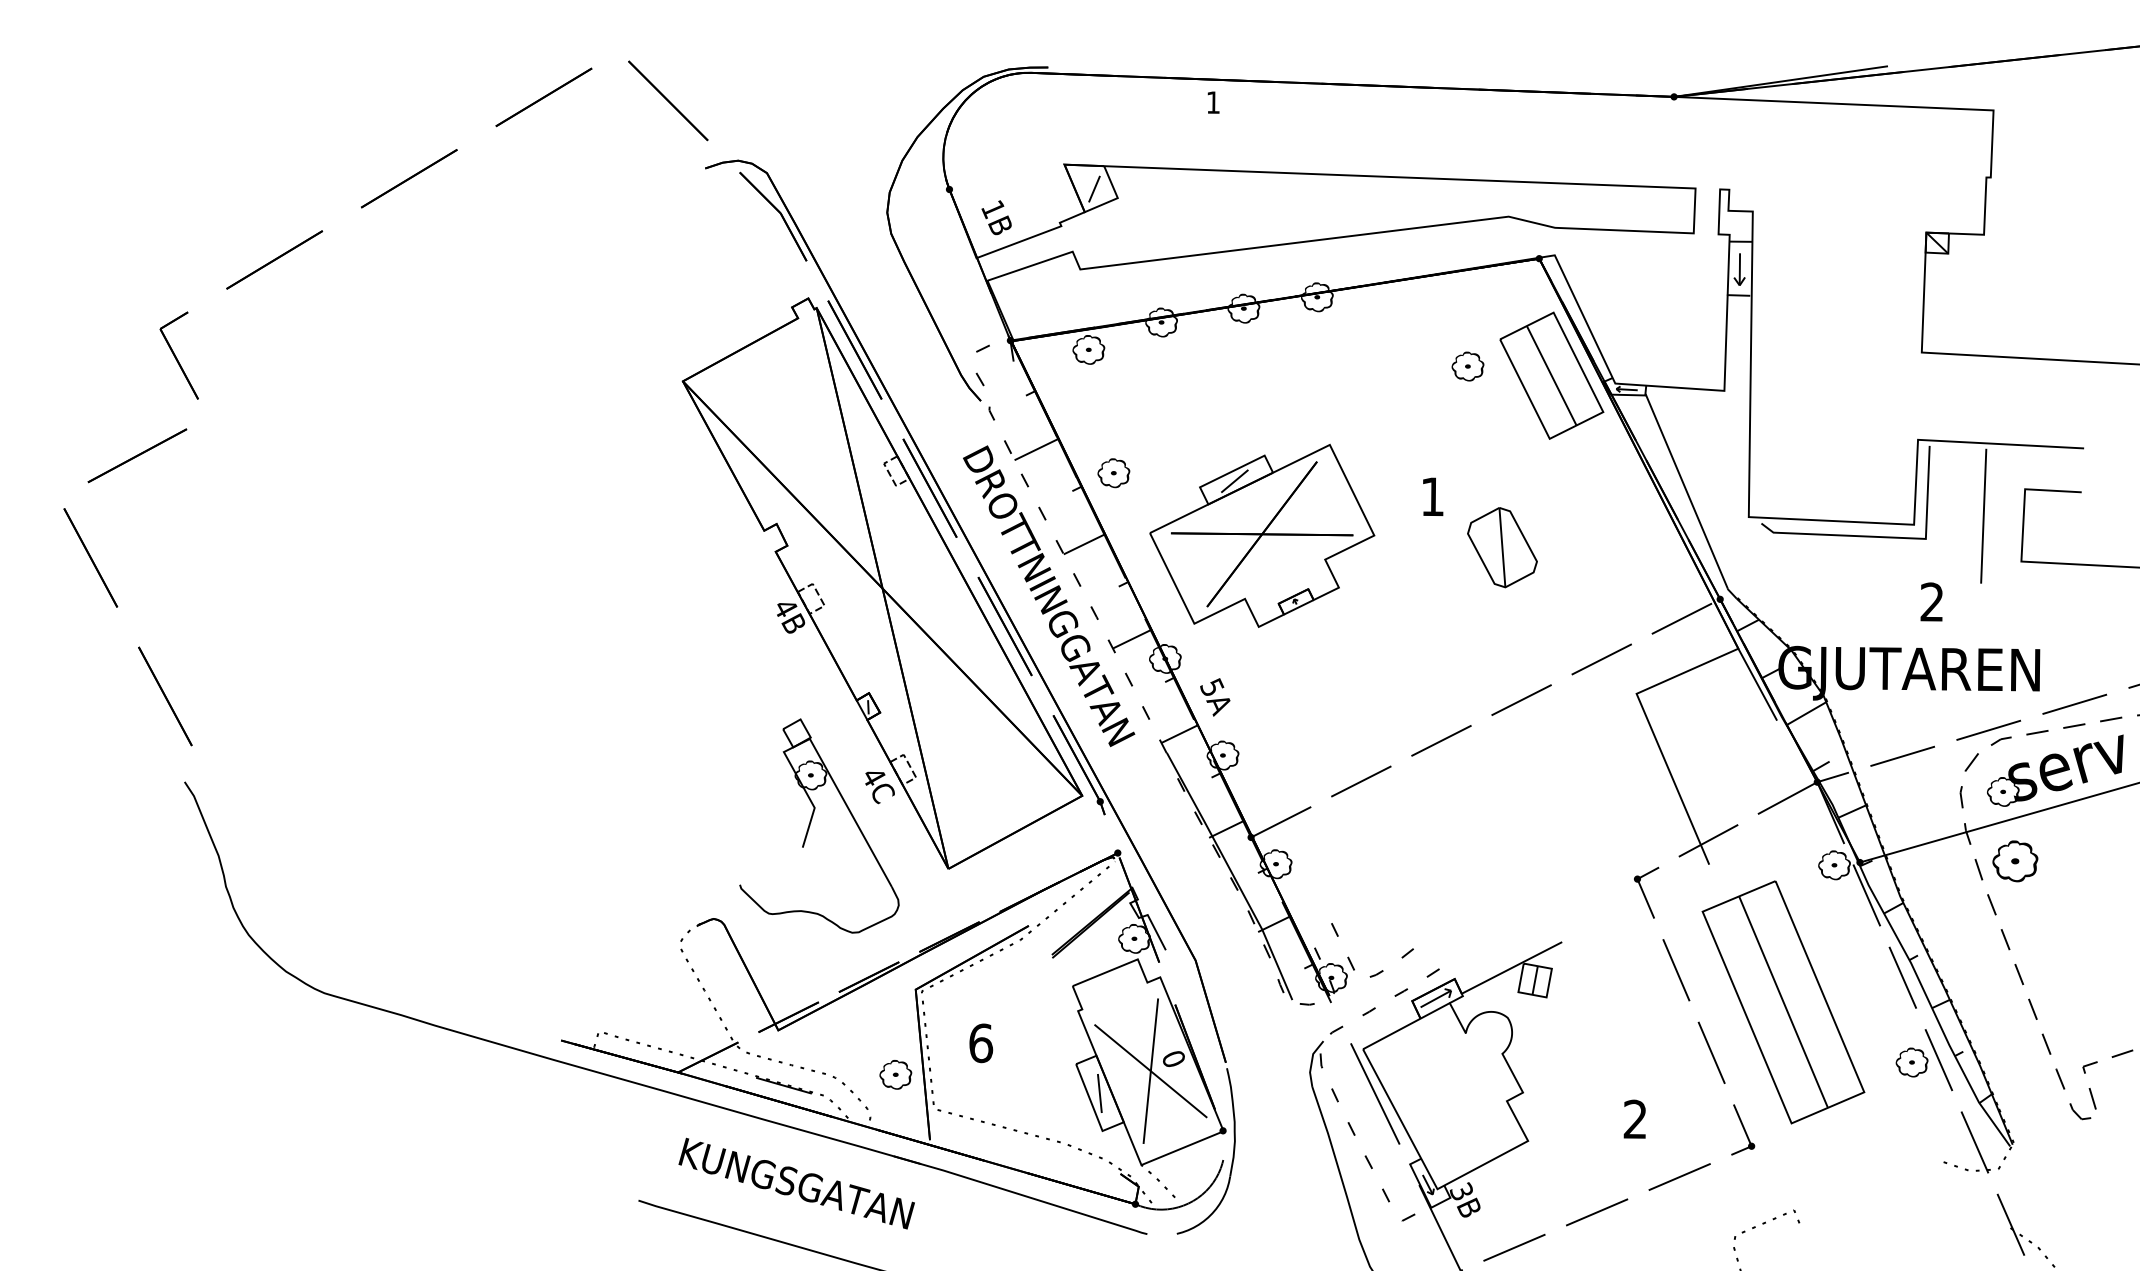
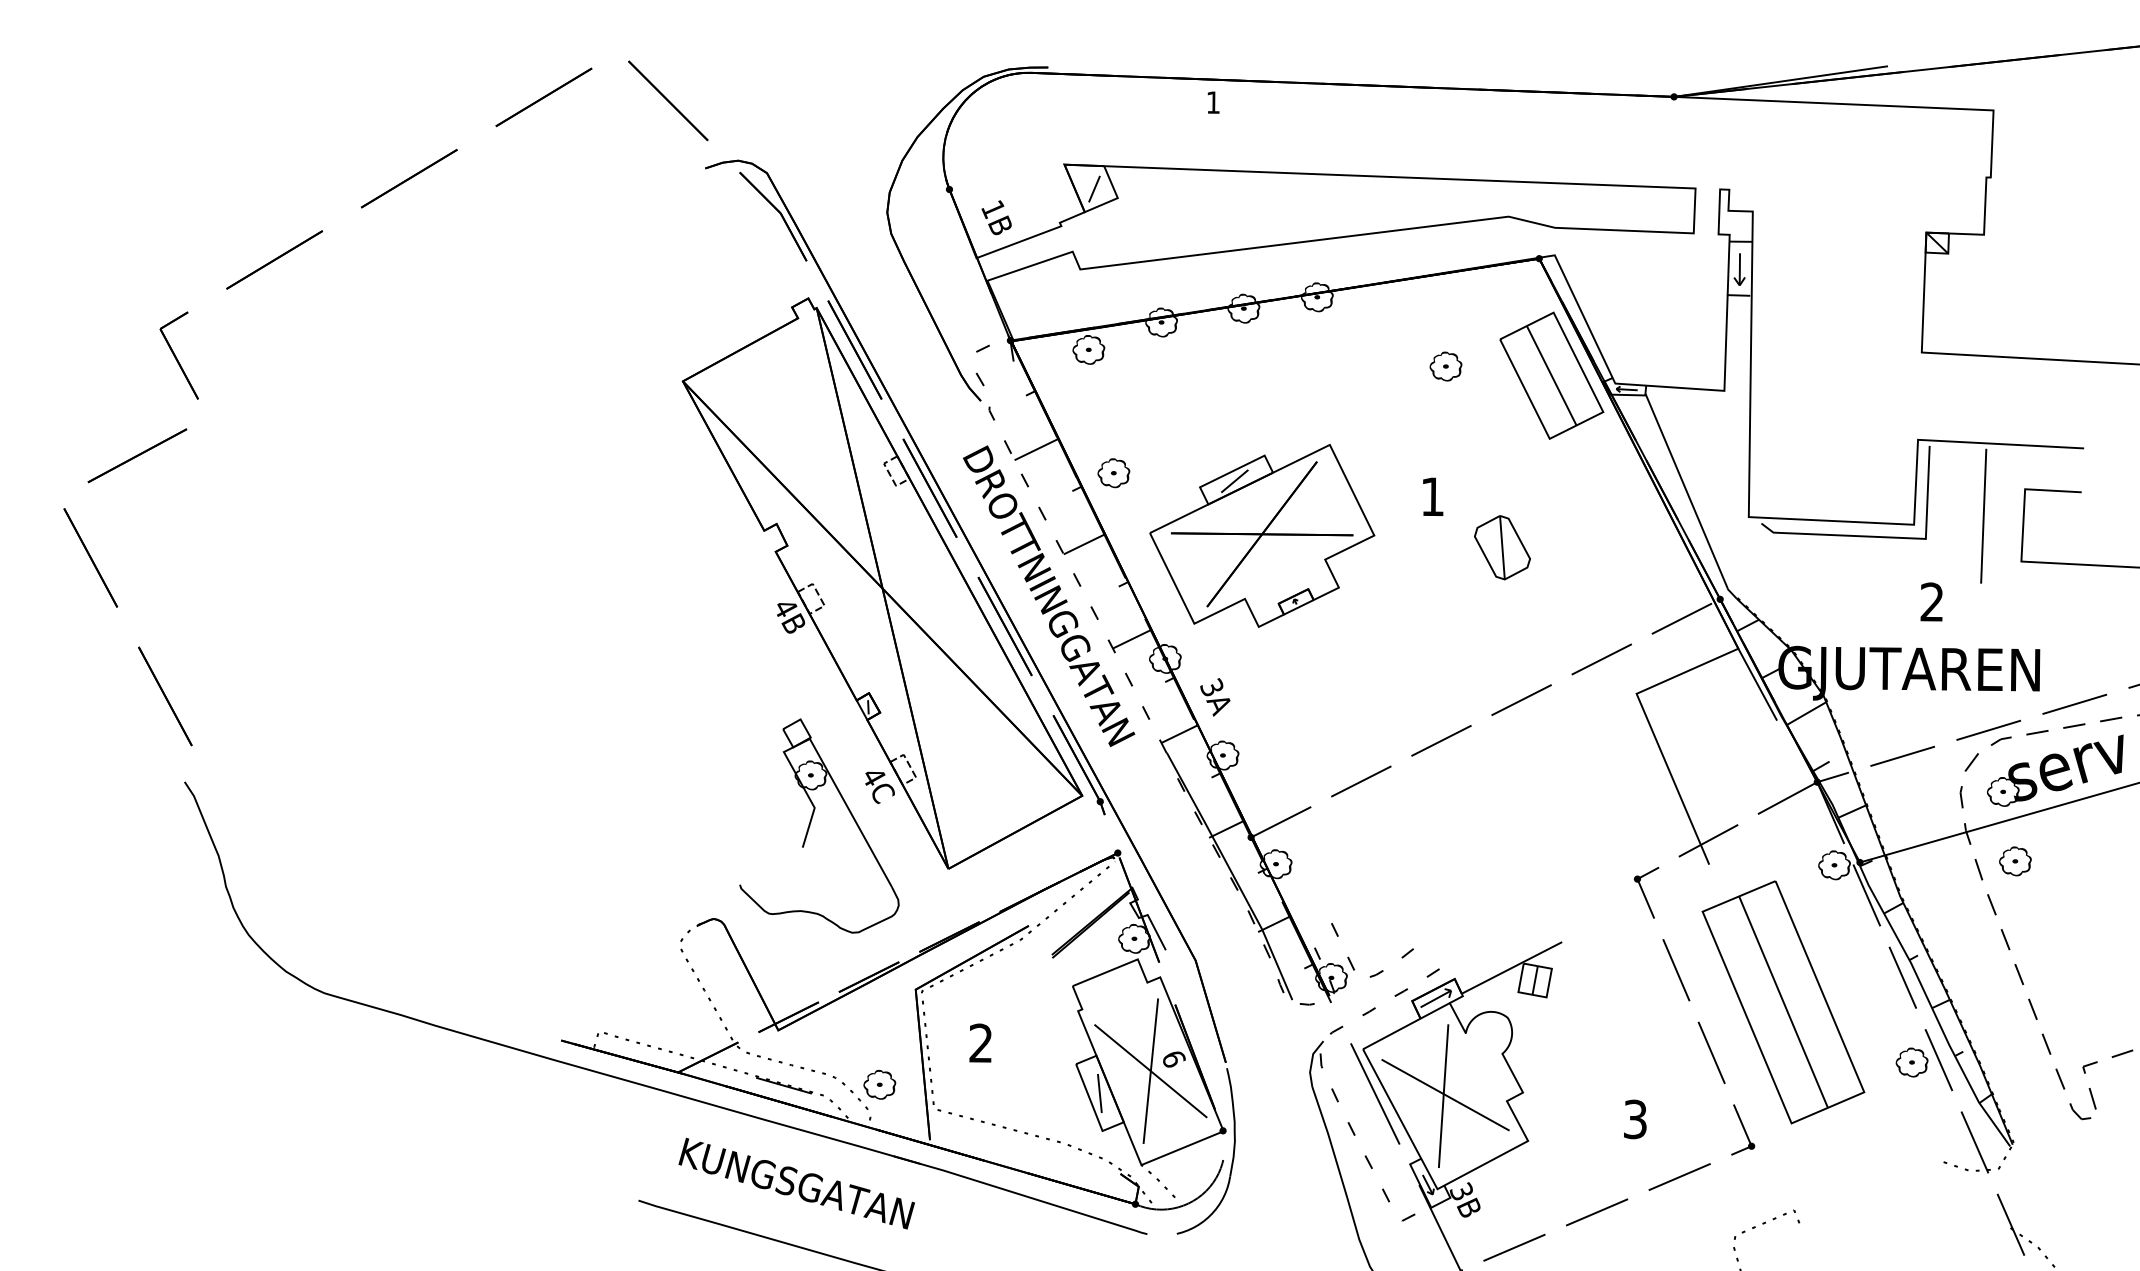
part position: (1467, 366) -> (1445, 366) (1445, 366)
part size: 71x82 px -> 57x66 px (1502, 547)
text: 5A -> 3A (1212, 687)
part size: 47x43 px -> 33x31 px (2015, 861)
text: 6 -> 2 (981, 1043)
text: 0 -> 6 (1174, 1059)
part position: (895, 1074) -> (879, 1084) (879, 1084)
part: none -> present (1445, 1095)
text: 2 -> 3 (1634, 1119)
